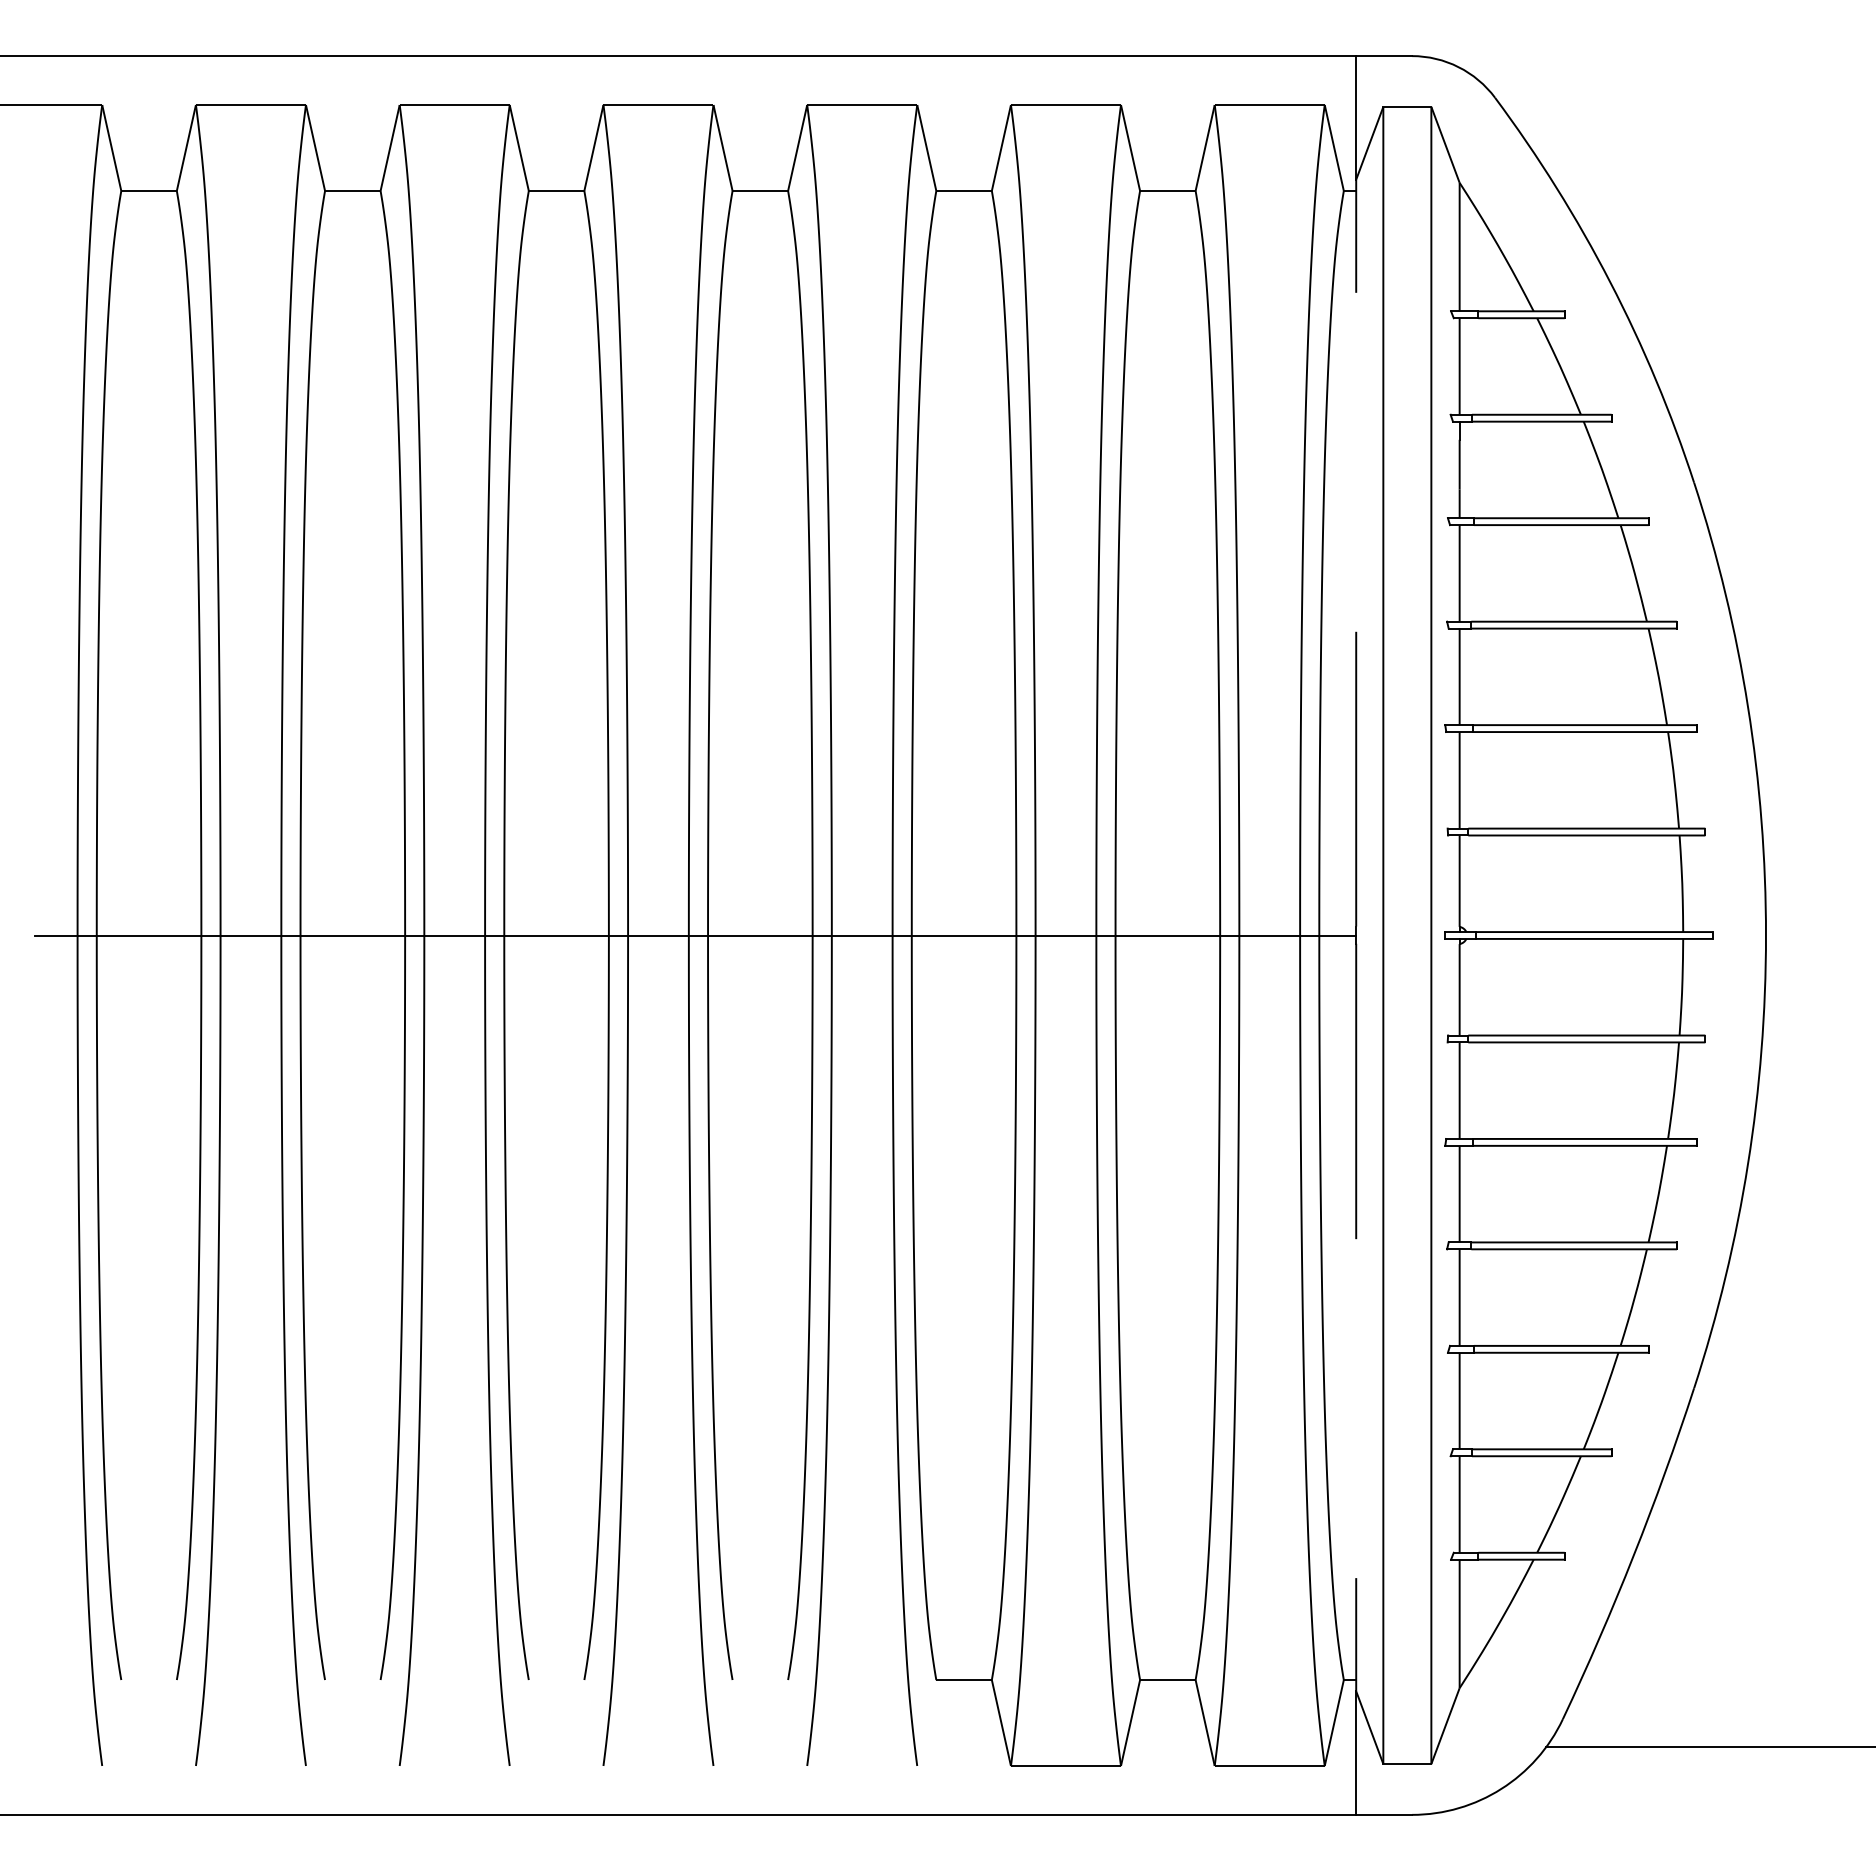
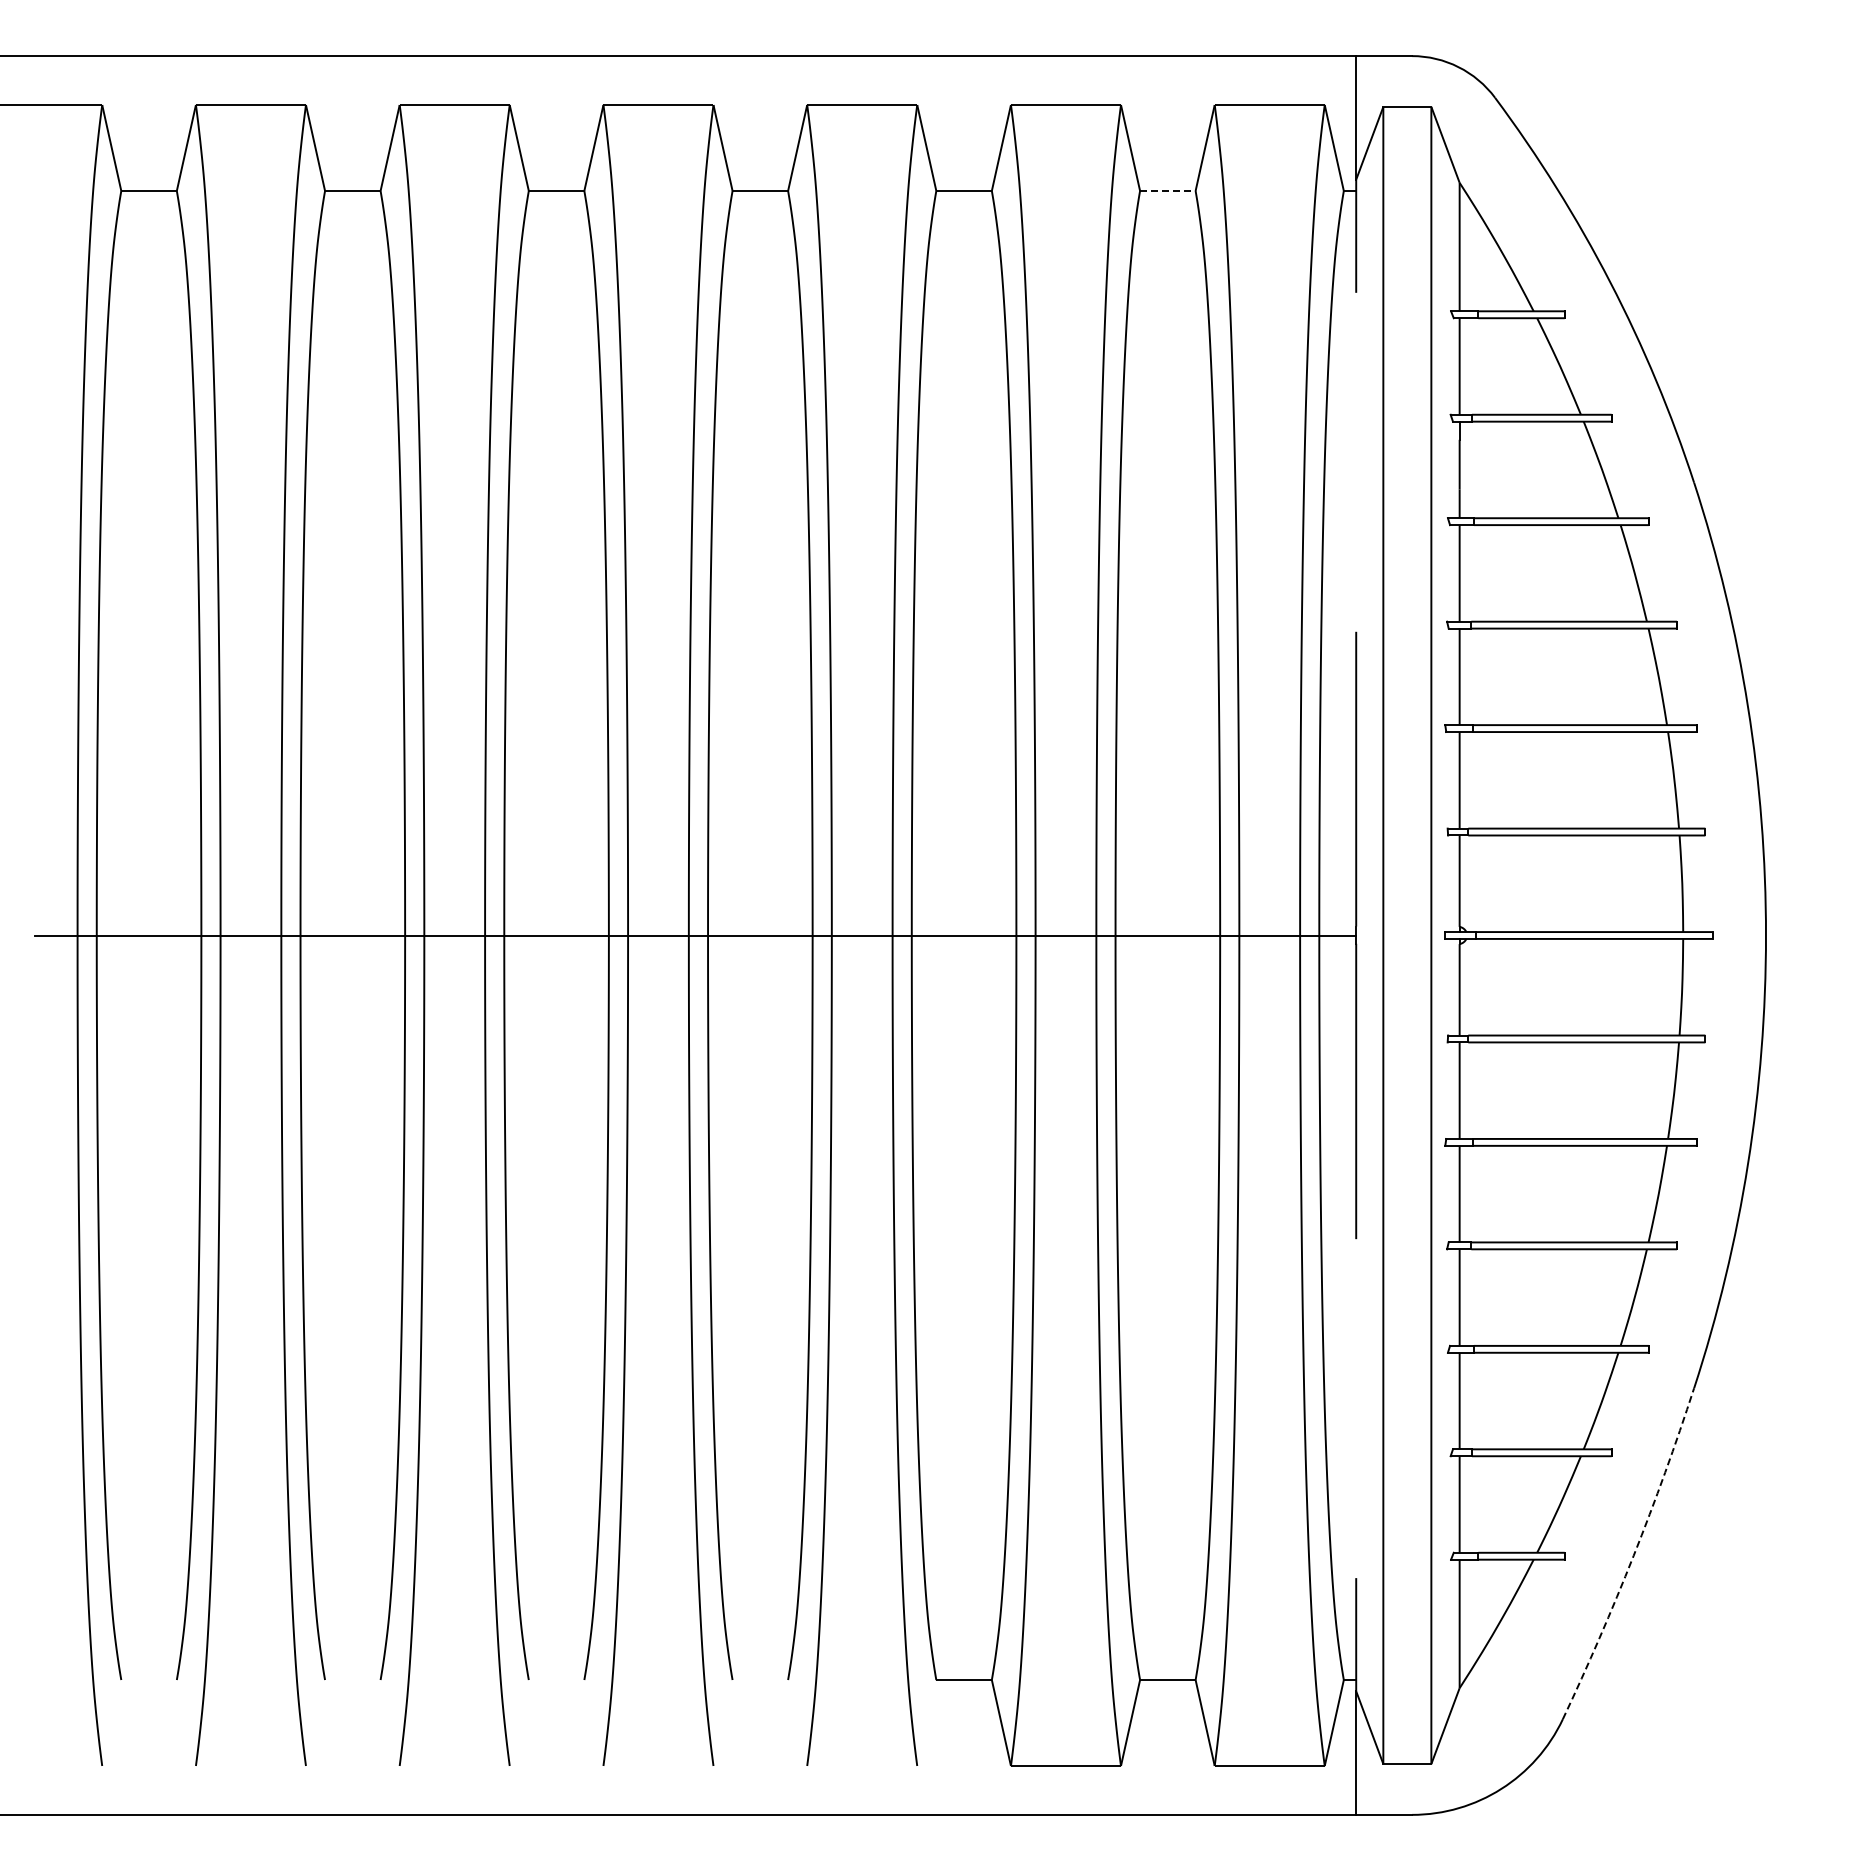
line: solid -> dashed (1167, 190)
arc: solid -> dashed (1633, 1555)
line: present -> none (1709, 1747)
